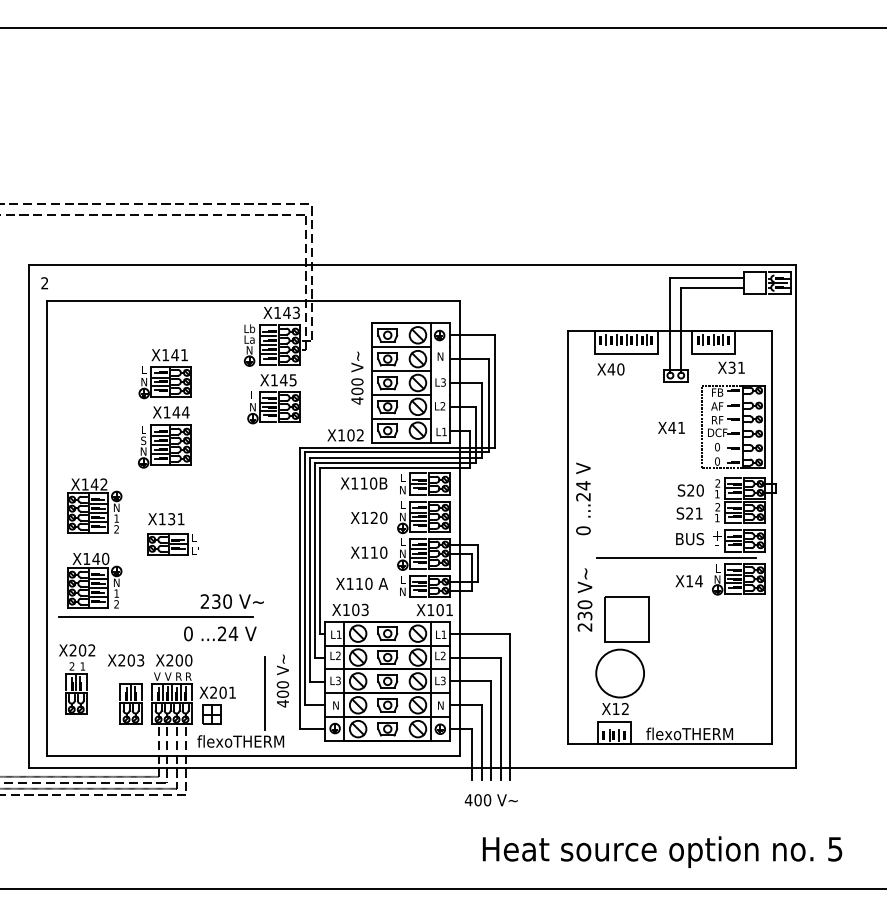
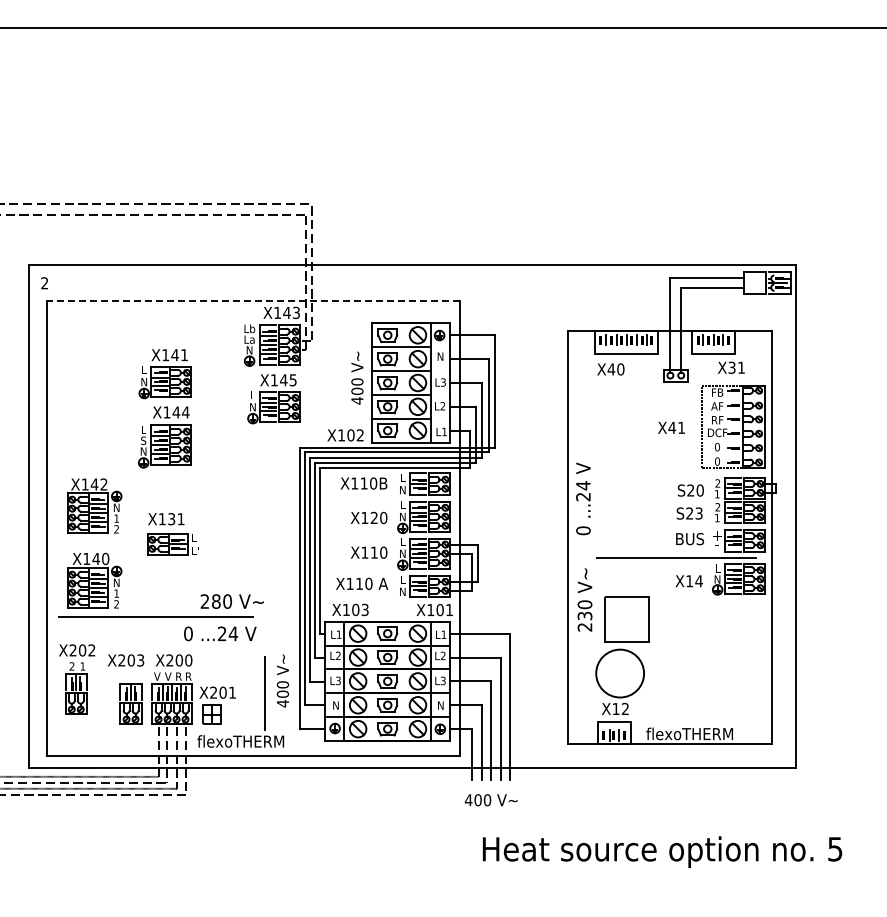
line: solid -> dashed (253, 301)
text: S21 -> S23 (698, 513)
text: 230 -> 280 (216, 601)
line: present -> none (442, 889)
